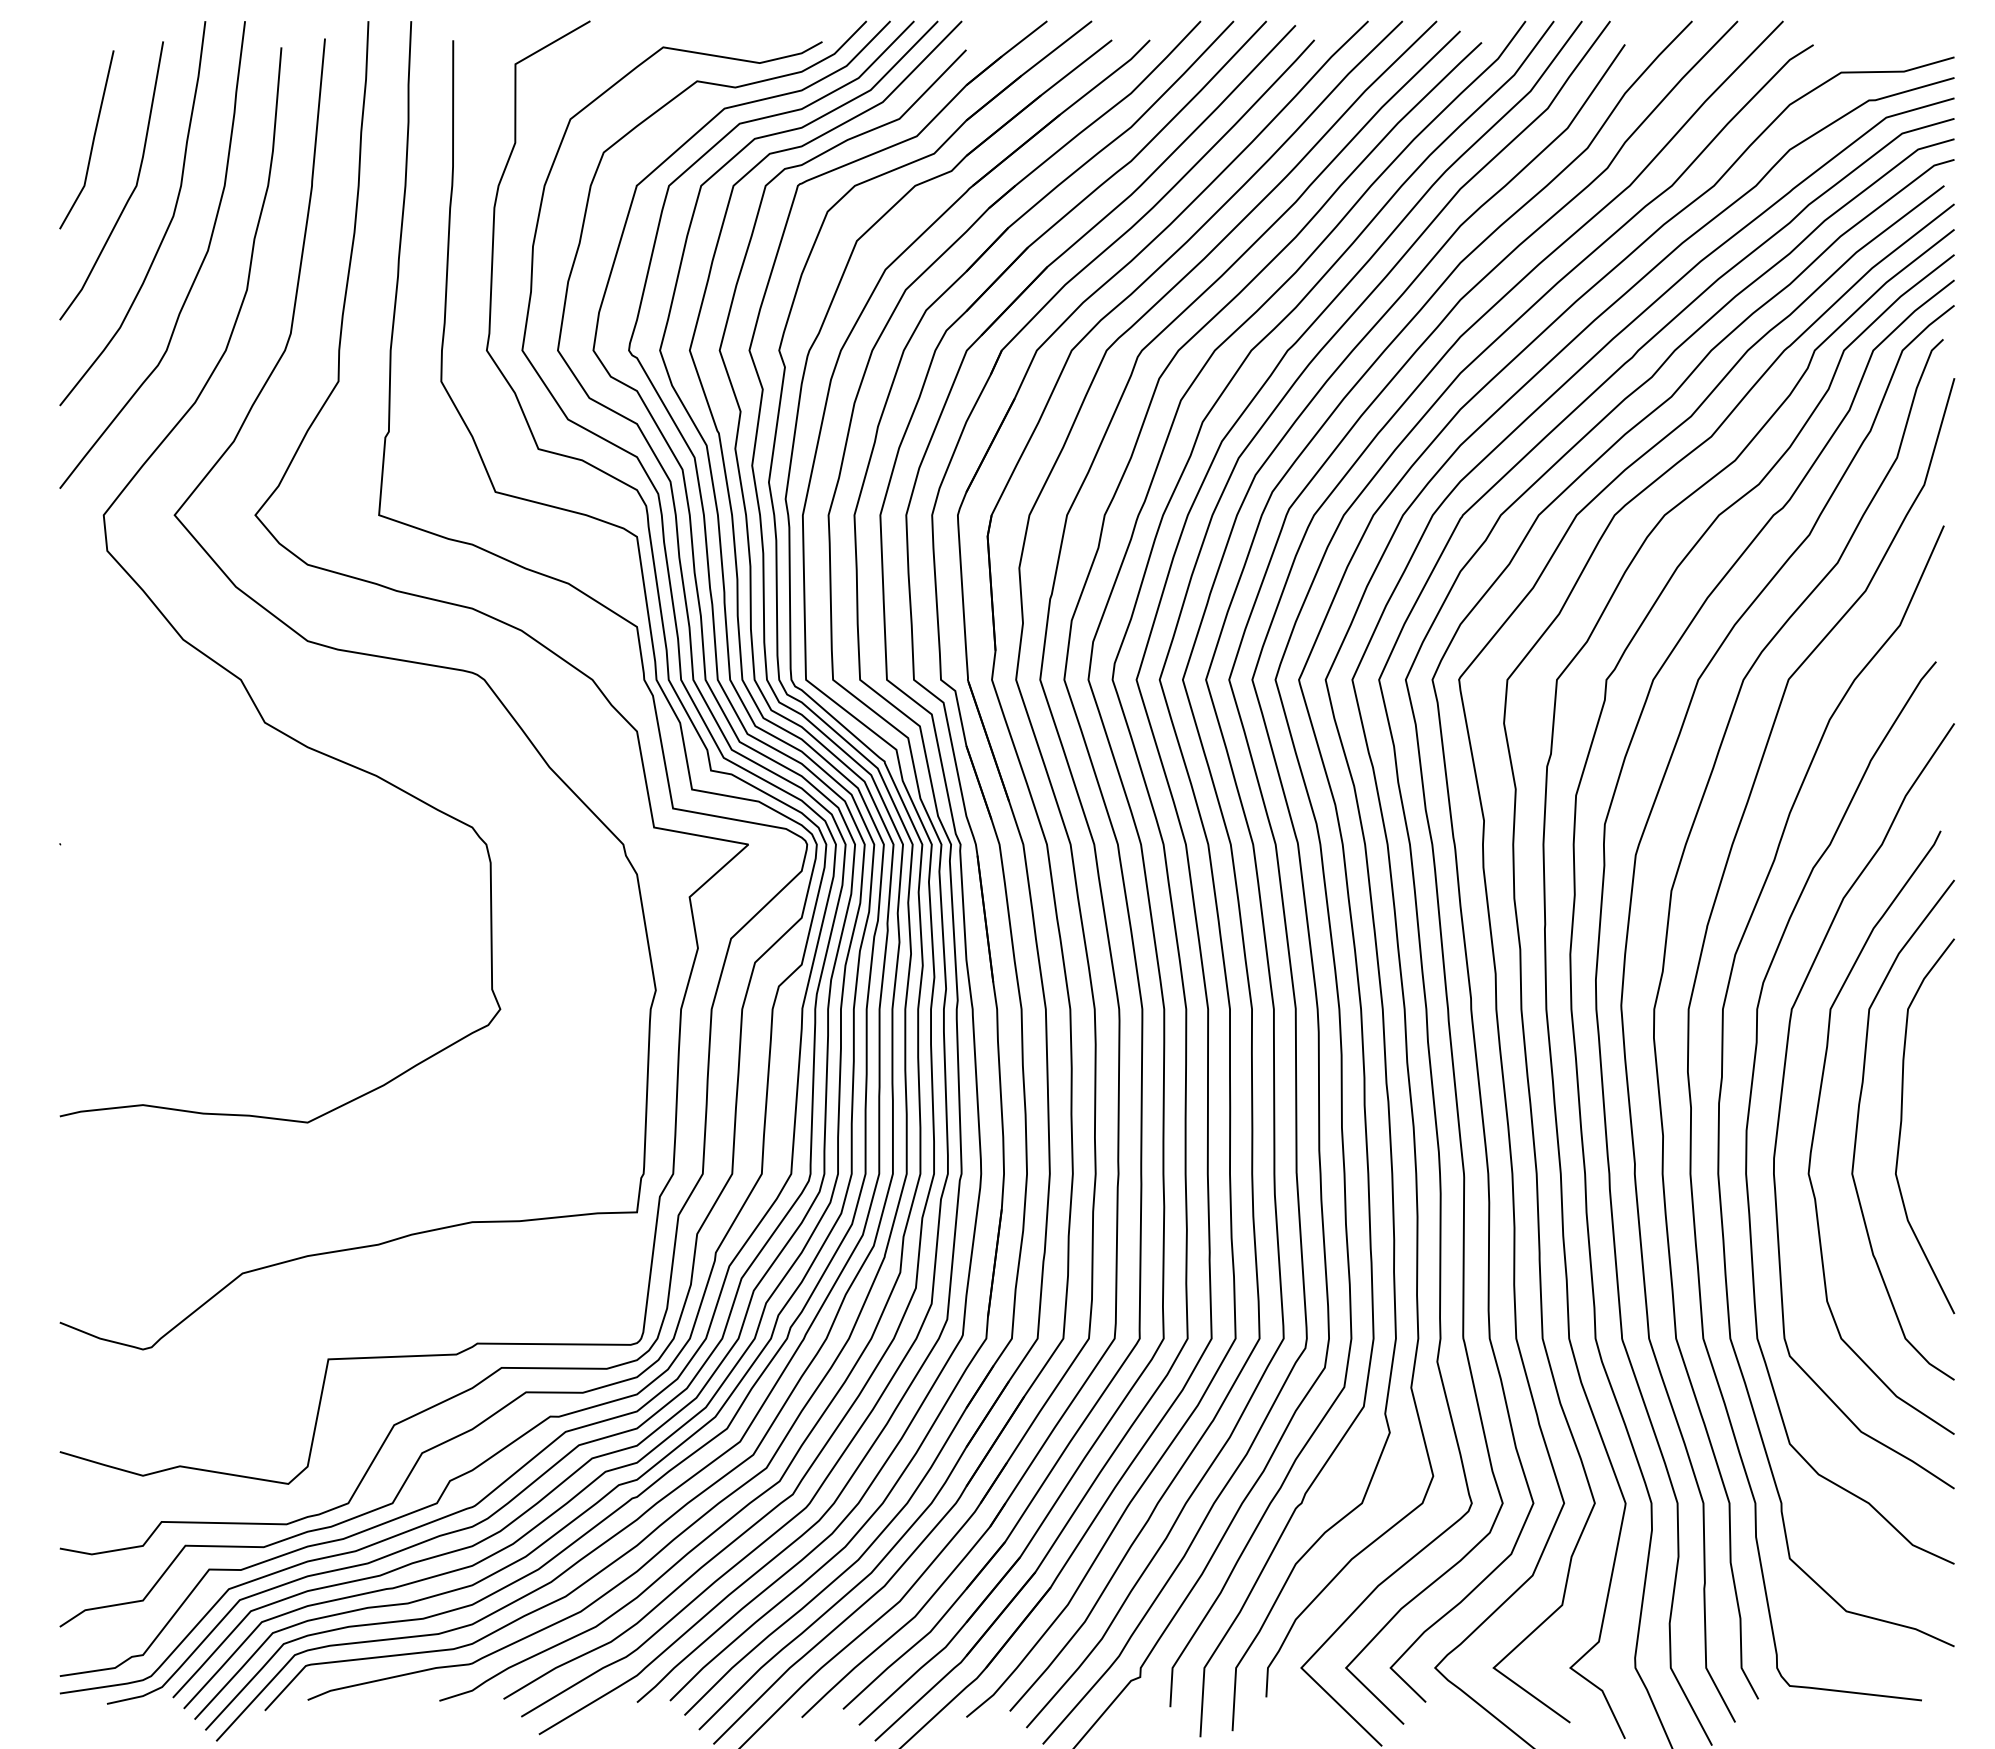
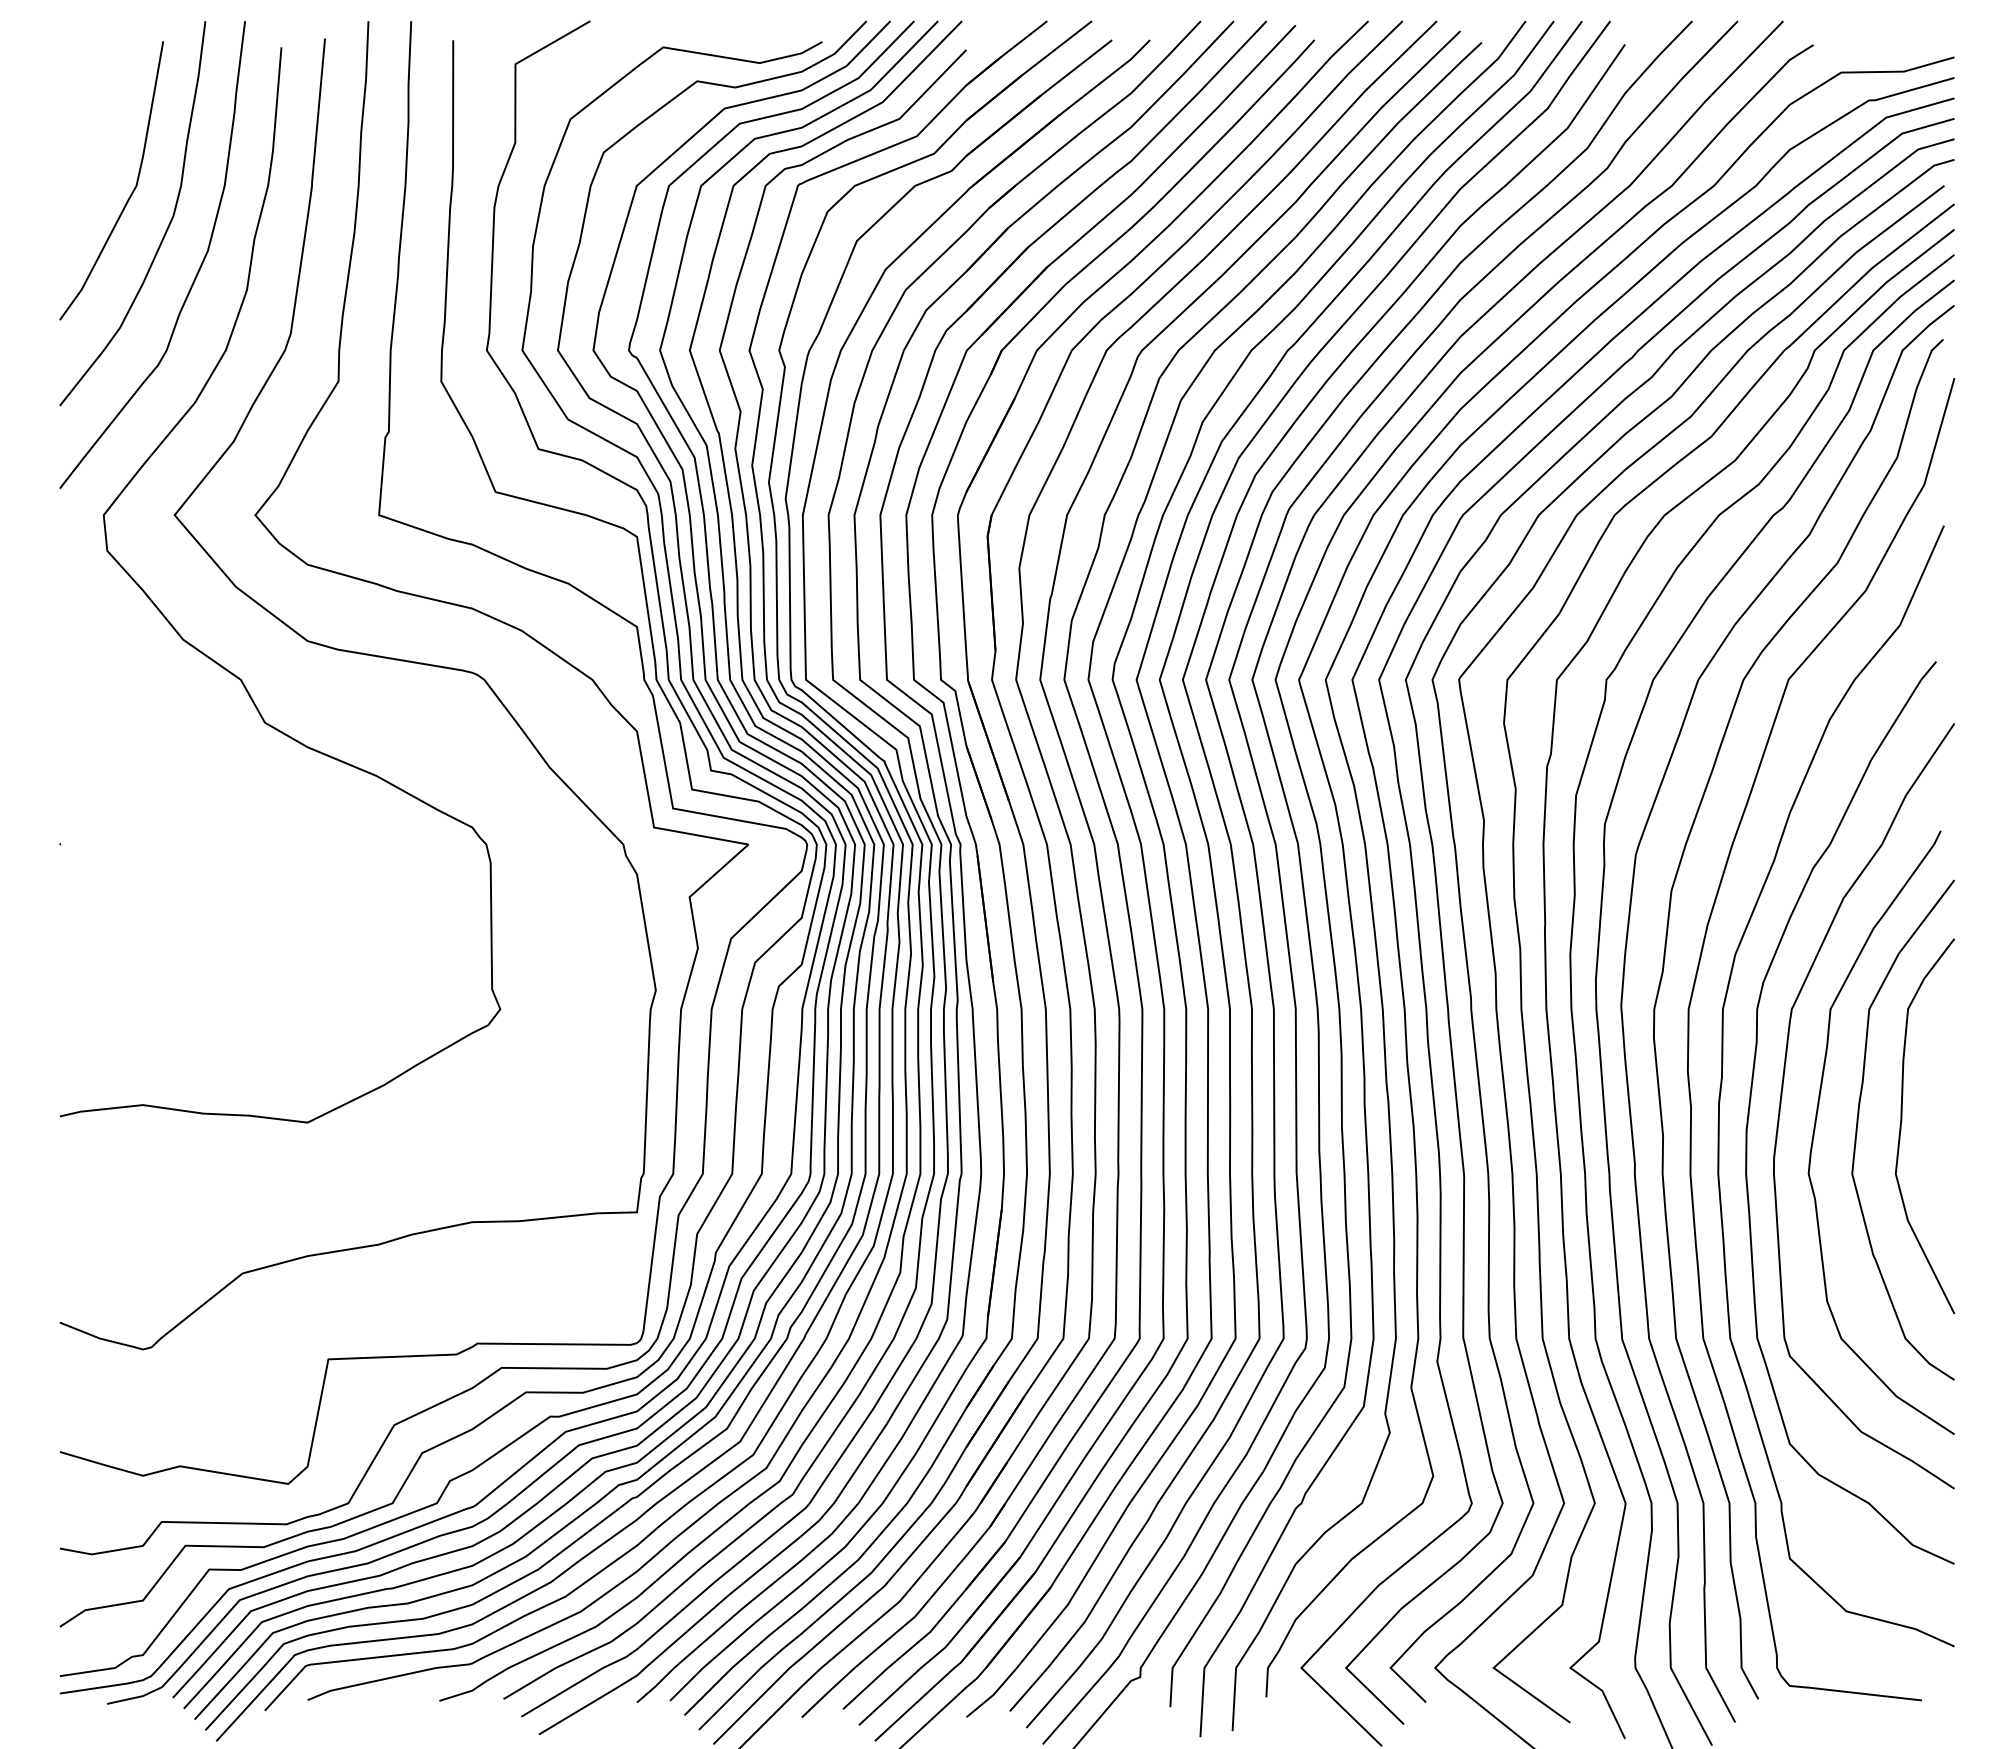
line: present -> none (92, 139)
